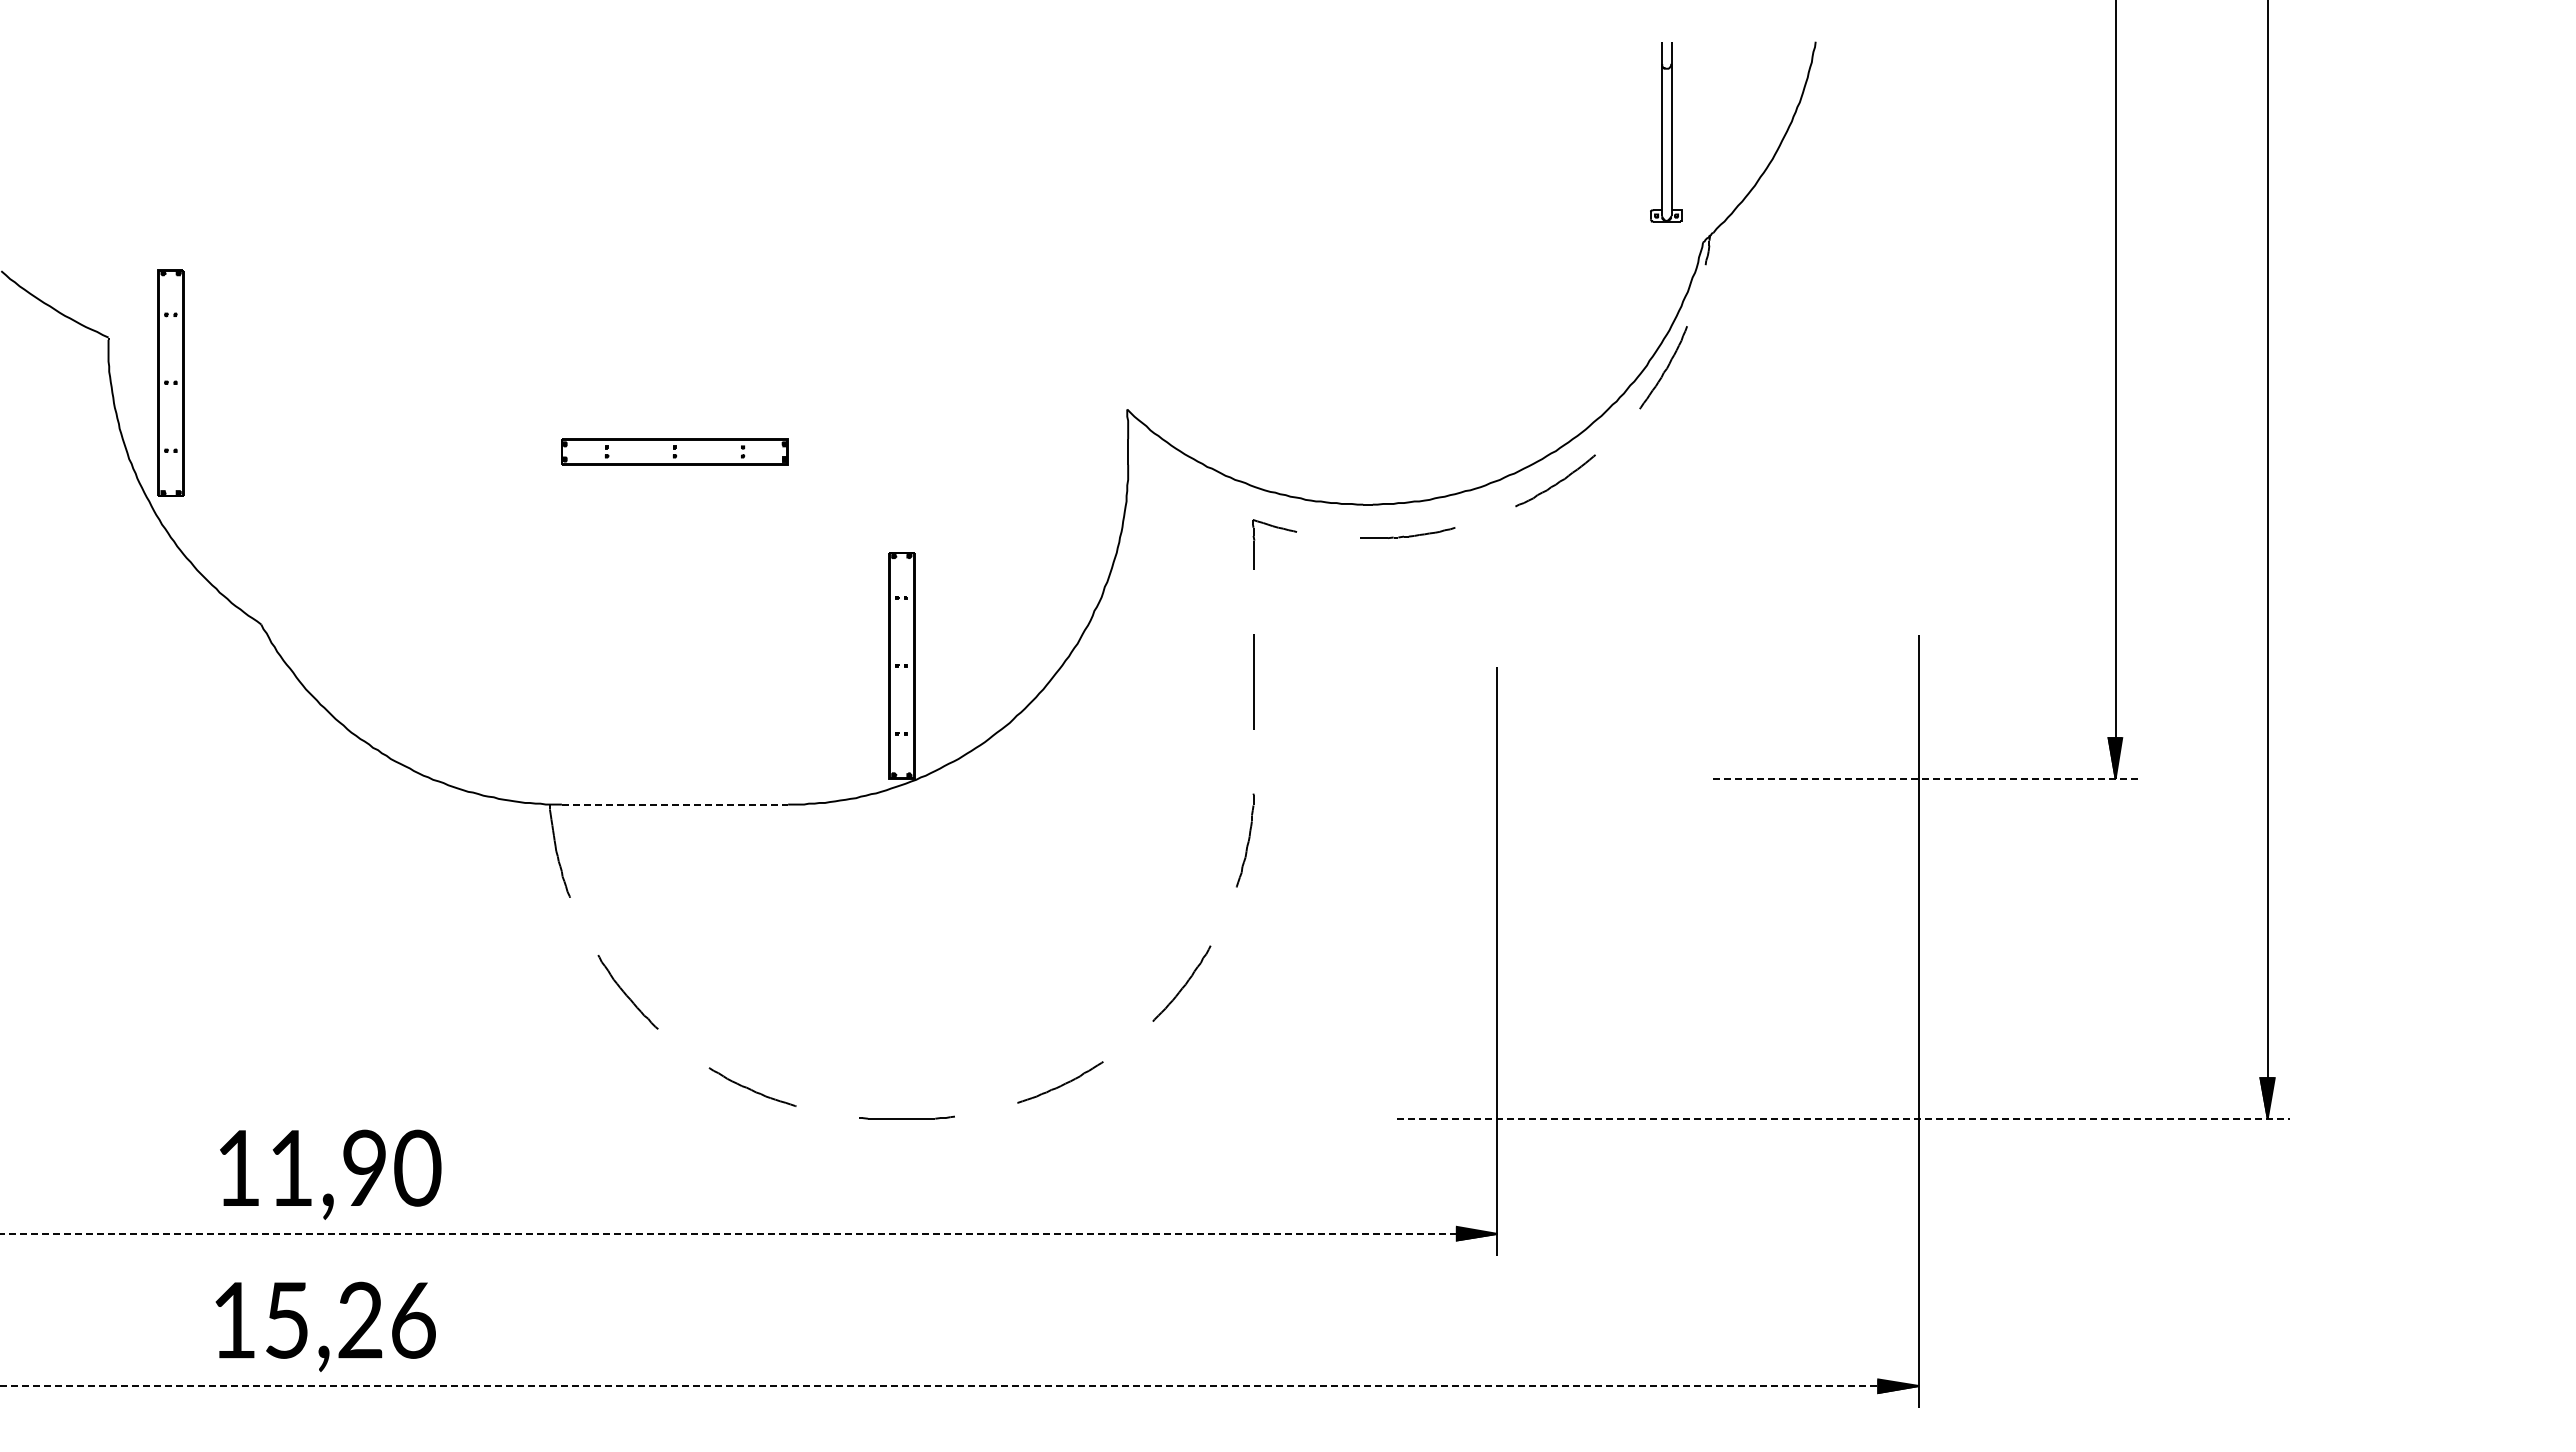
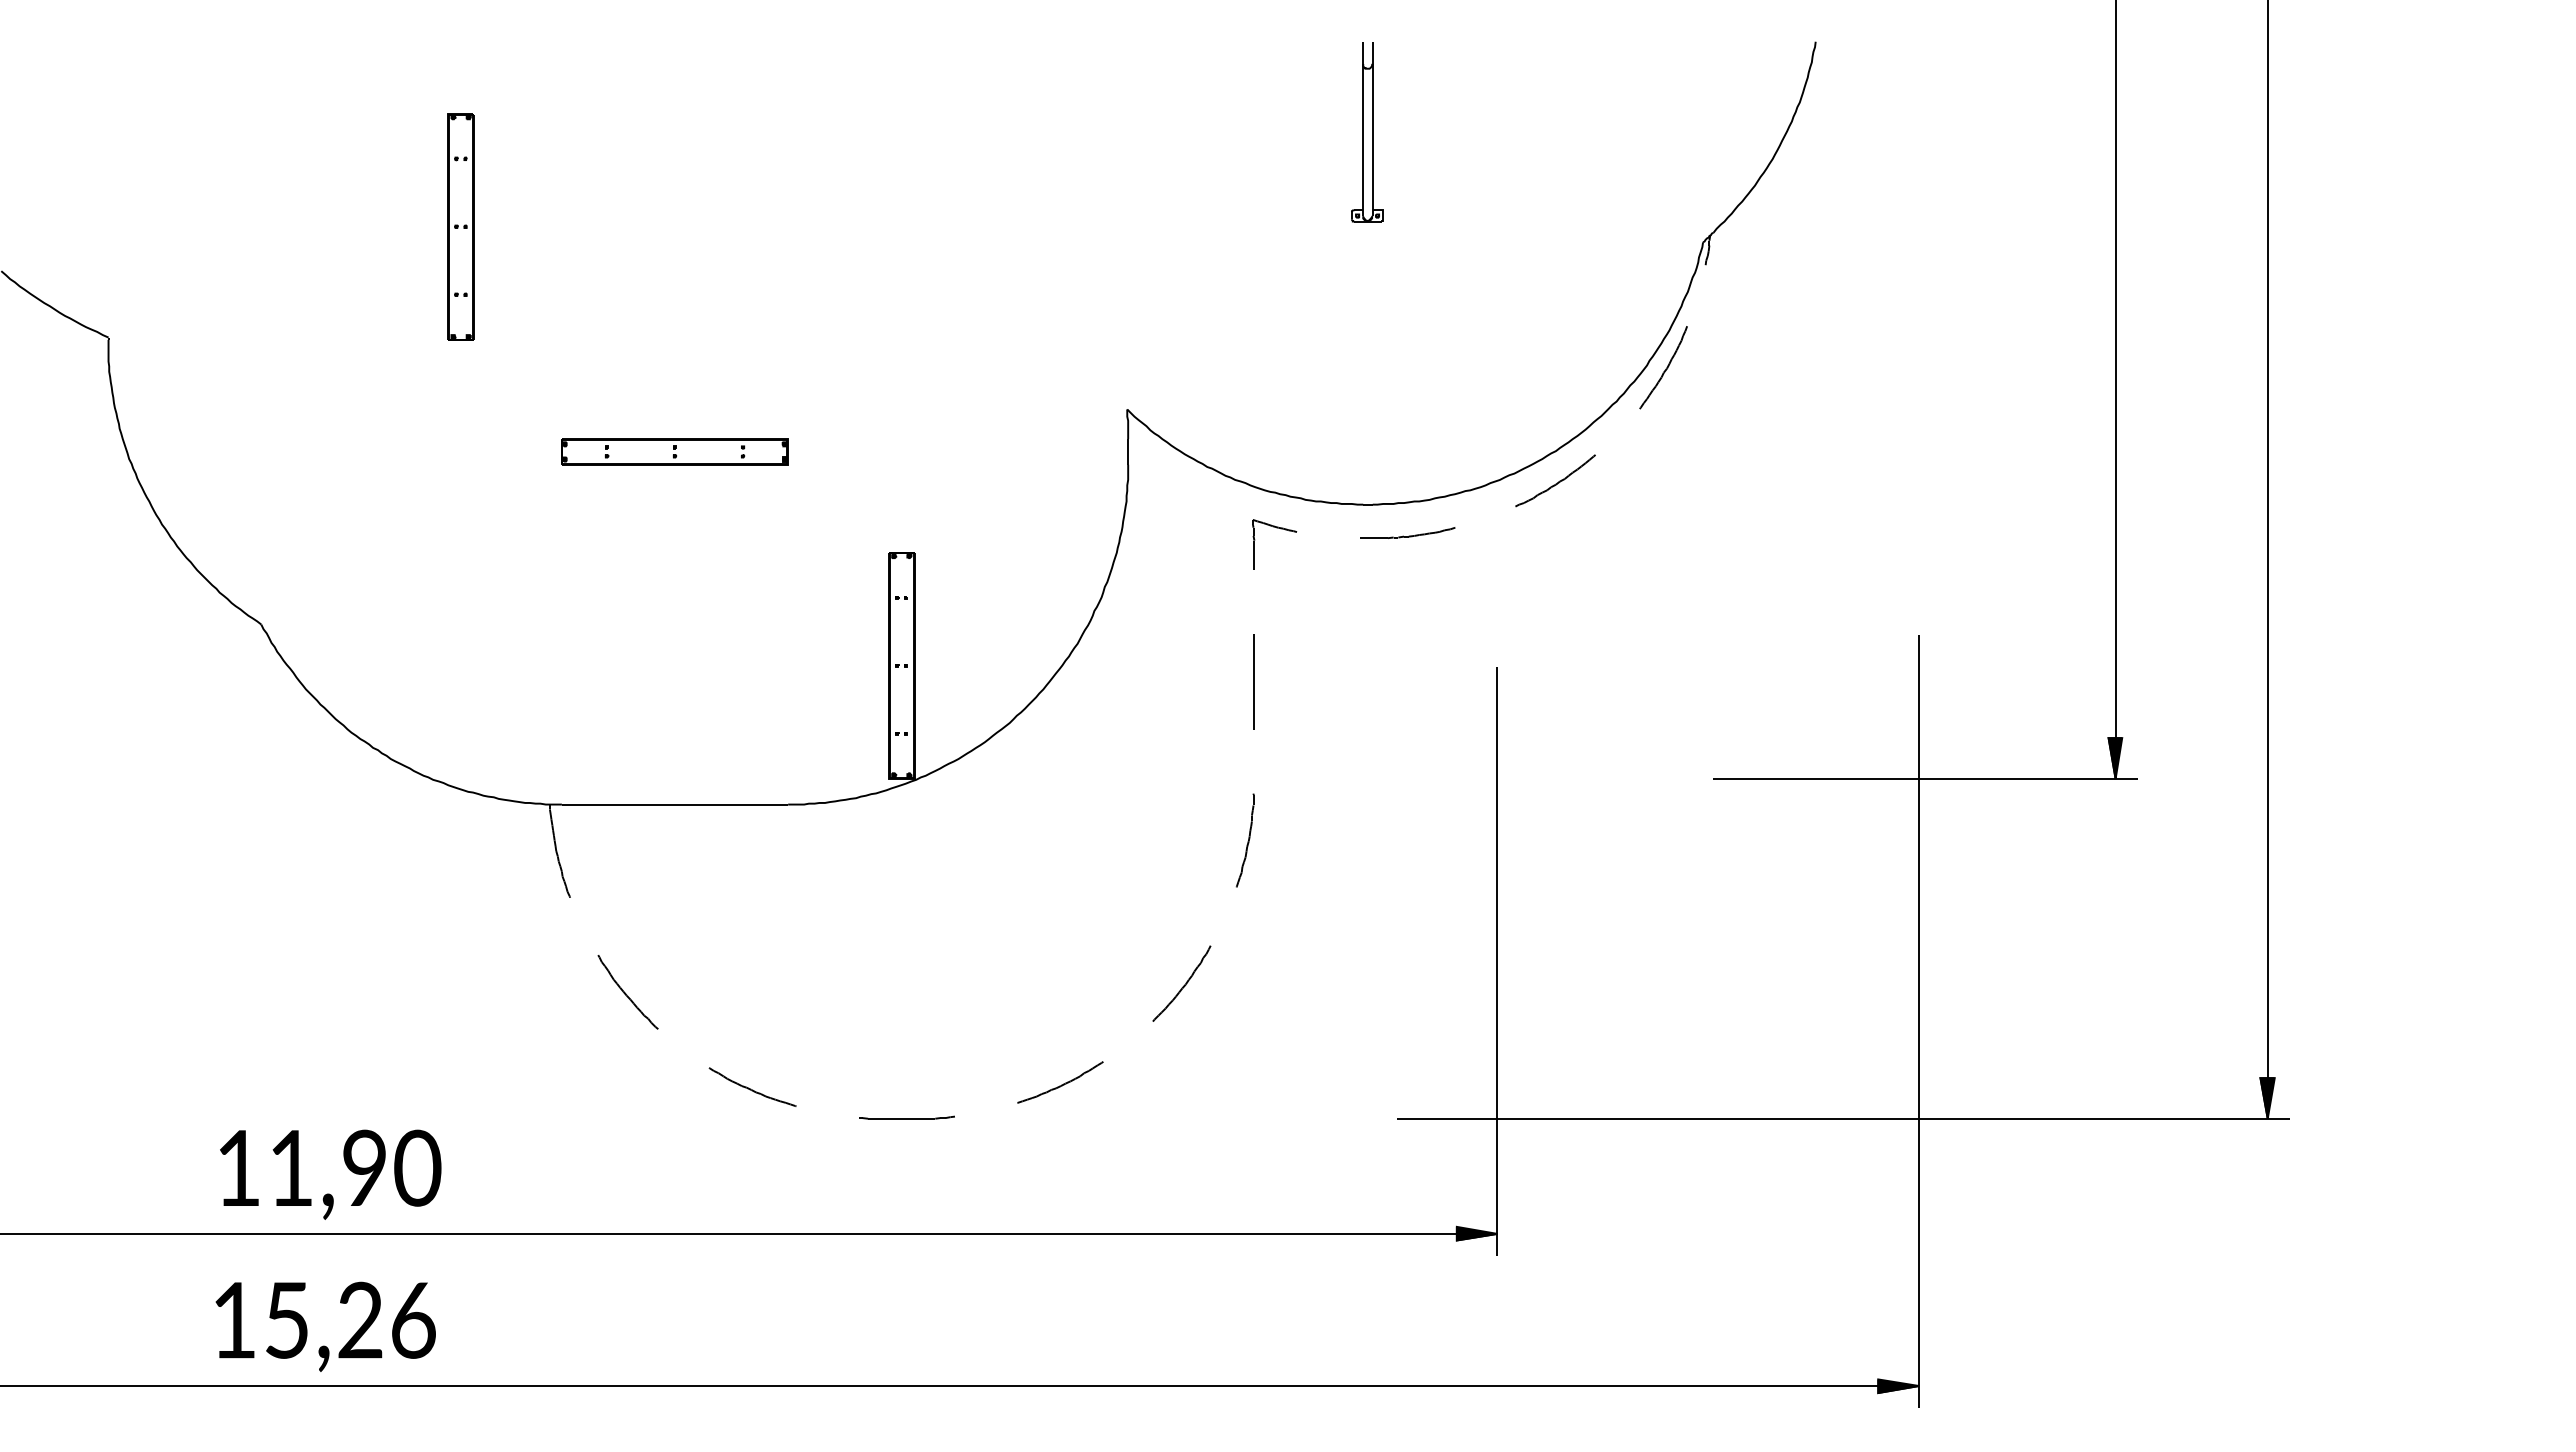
part position: (1666, 132) -> (1367, 132) (1367, 132)
part position: (170, 382) -> (460, 226) (460, 226)
line: dashed -> solid (1926, 778)
line: dashed -> solid (675, 804)
line: dashed -> solid (1843, 1118)
line: dashed -> solid (749, 1233)
line: dashed -> solid (960, 1386)
